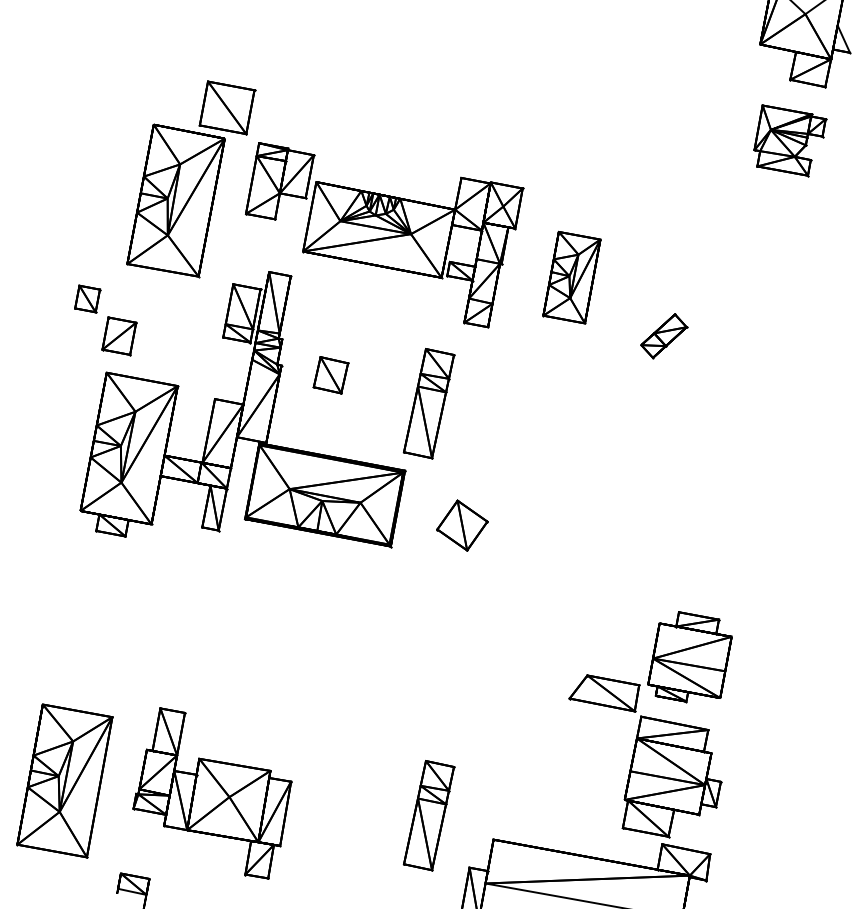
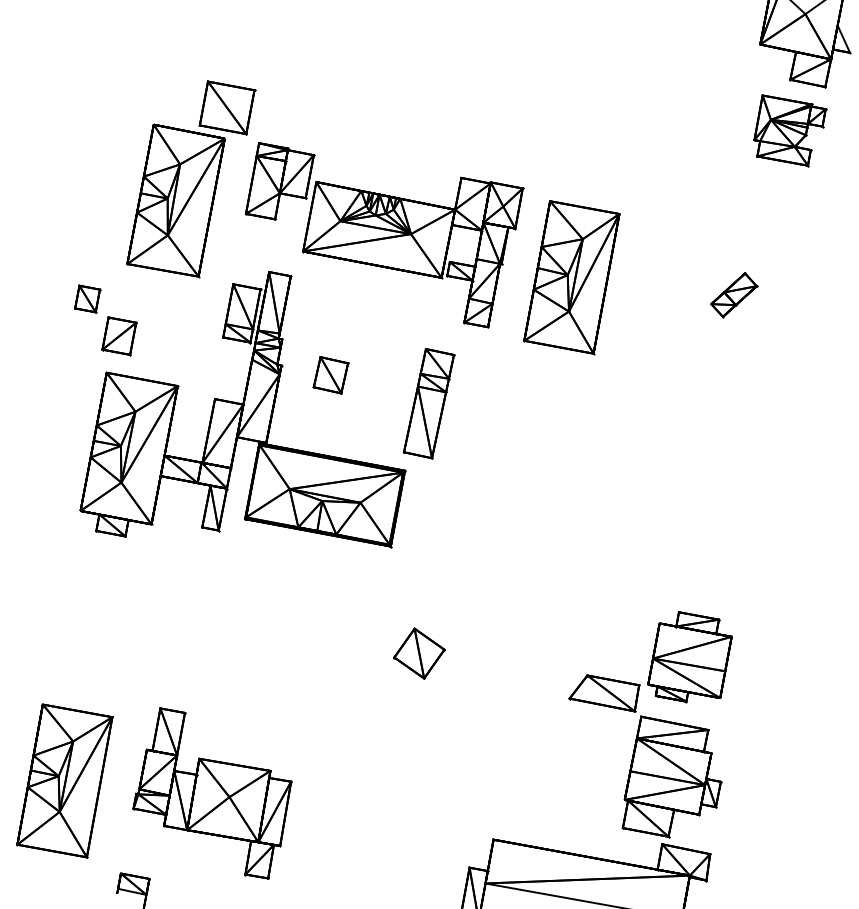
part position: (790, 140) -> (790, 130) (790, 130)
part size: 60x95 px -> 98x156 px (571, 277)
part position: (664, 336) -> (734, 295) (734, 295)
part position: (462, 525) -> (419, 653) (419, 653)
part: present -> none (428, 815)
